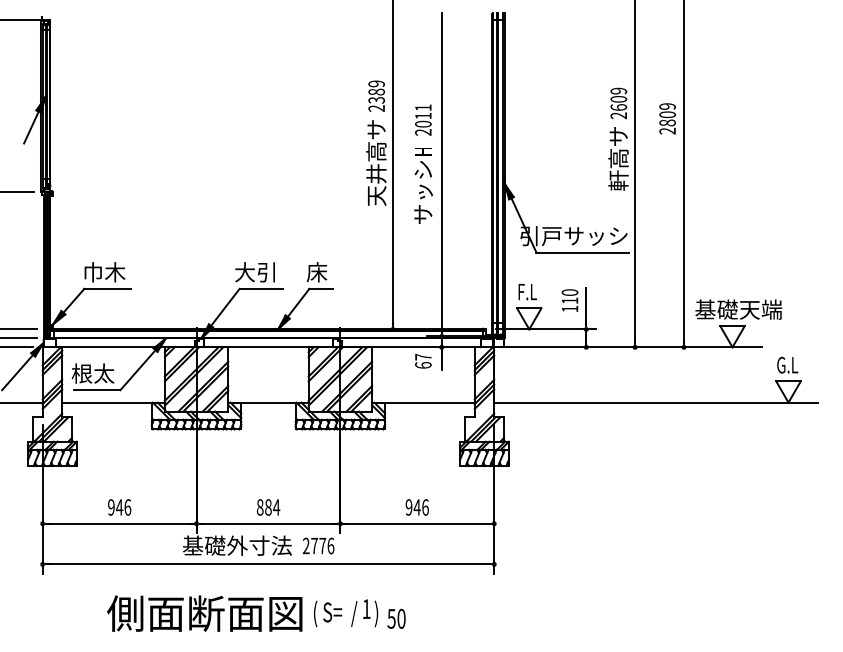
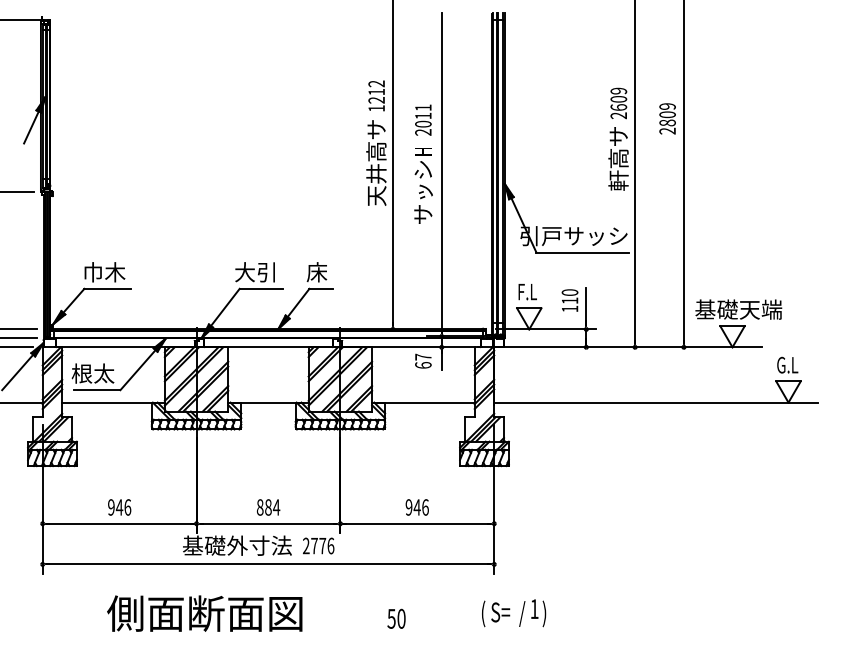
text: 2389 -> 1212 (376, 95)
text position: (346, 613) -> (514, 613) (514, 613)
